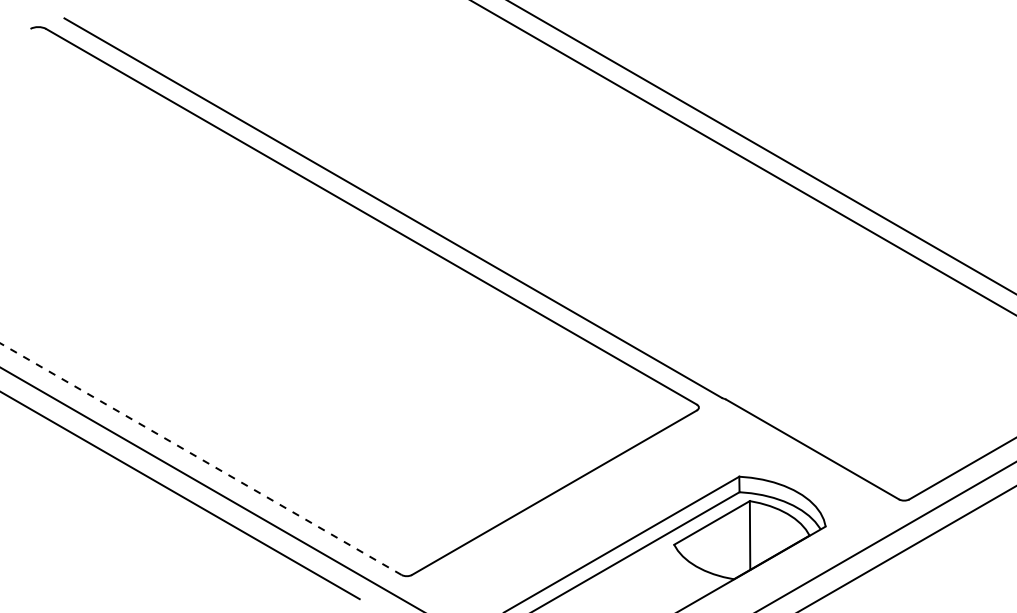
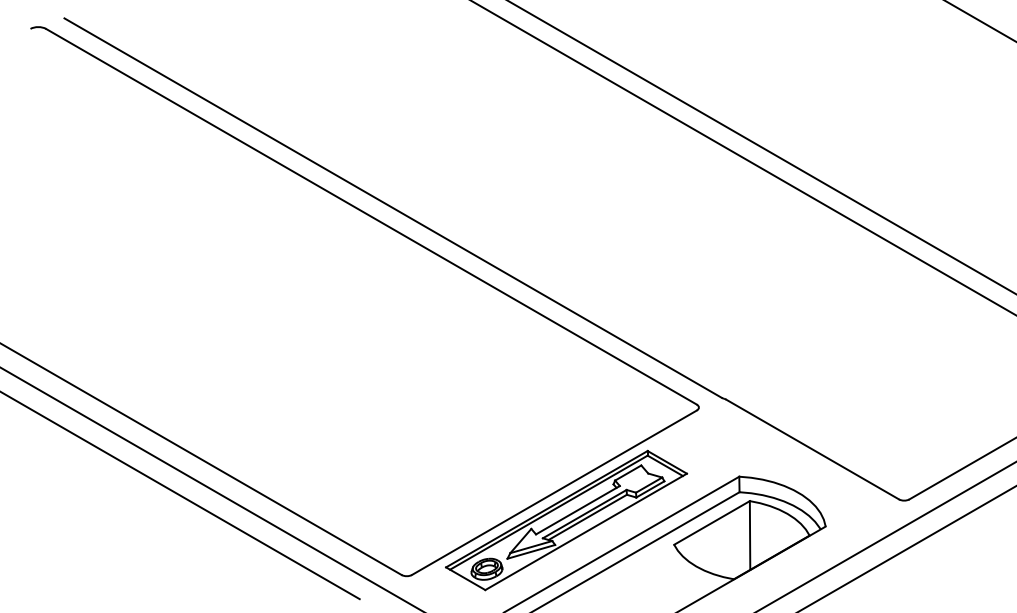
line: none -> present (980, 21)
line: dashed -> solid (200, 459)
part: none -> present (566, 520)
